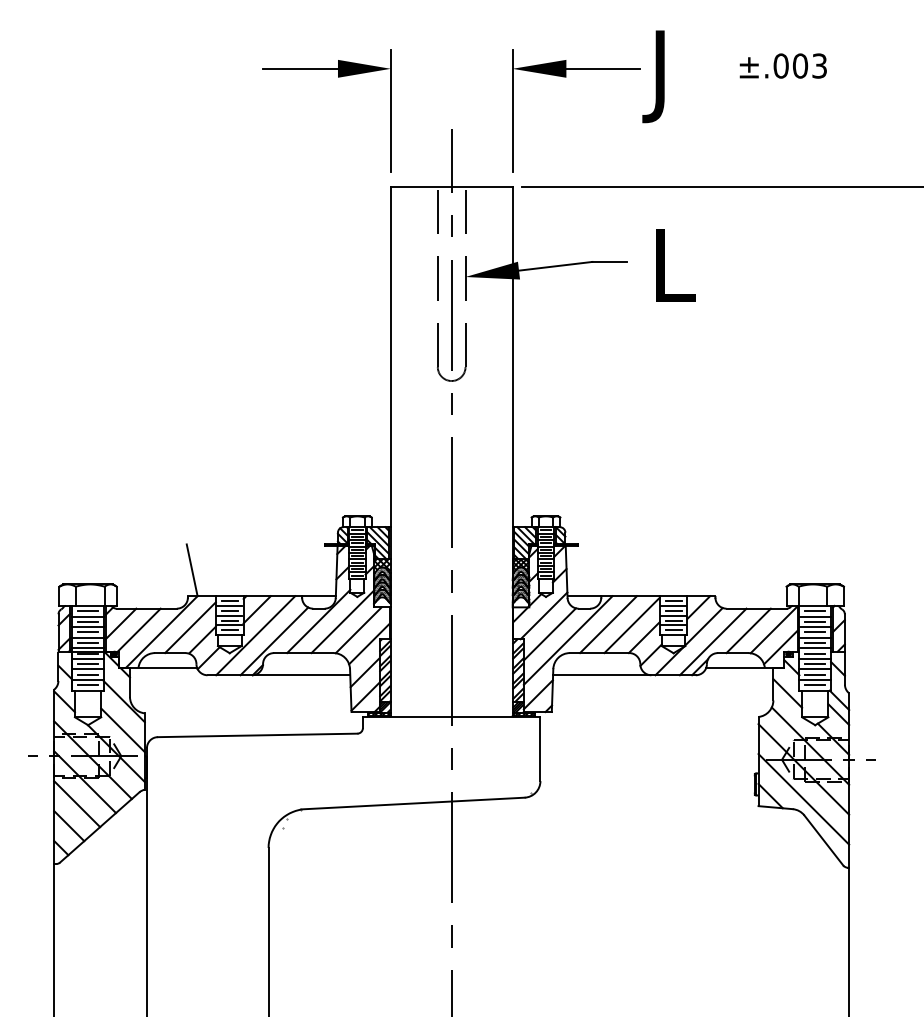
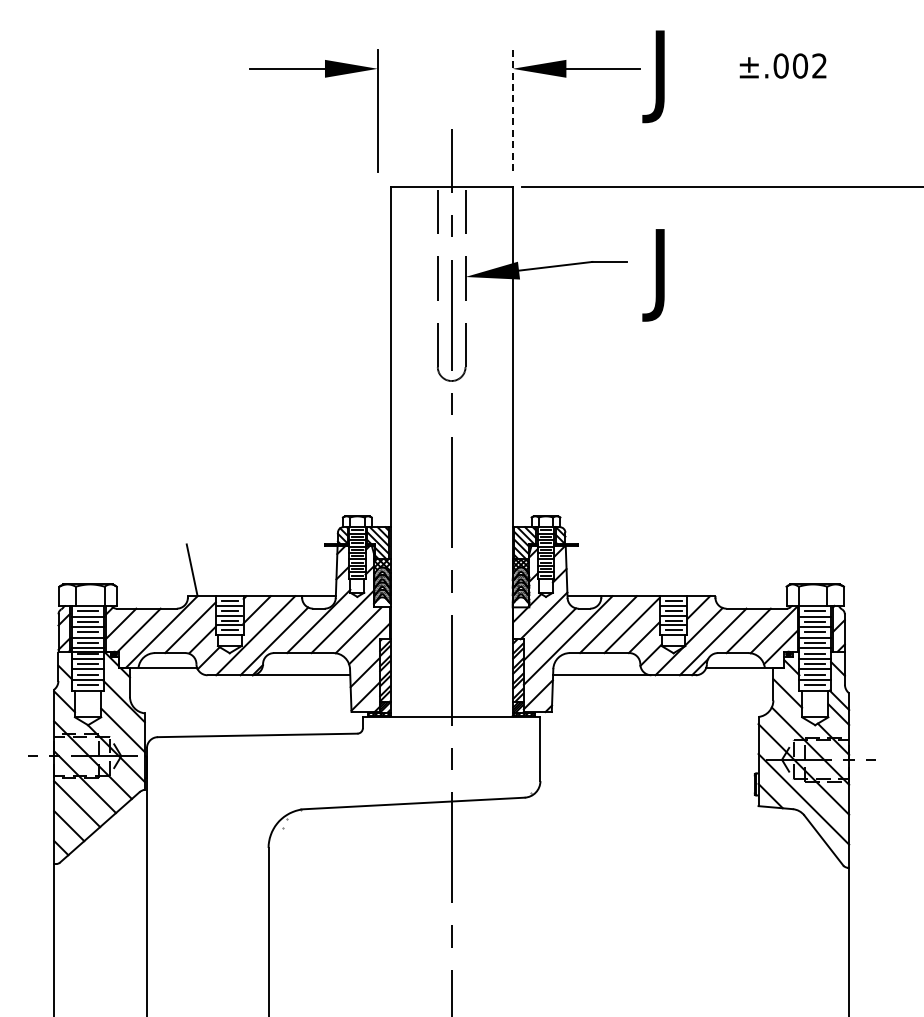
text: ±.003 -> ±.002 (819, 65)
part position: (338, 77) -> (325, 77) (325, 77)
line: solid -> dashed (512, 111)
text: L -> J (668, 275)
